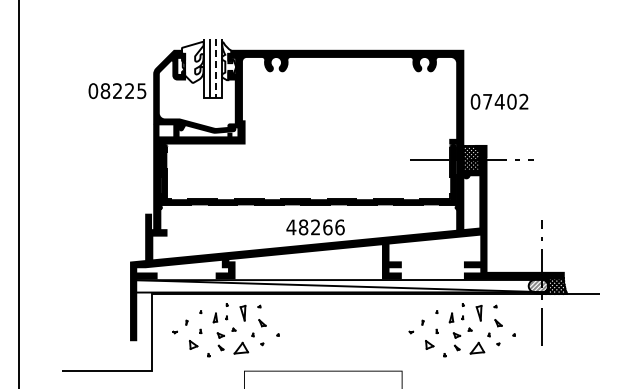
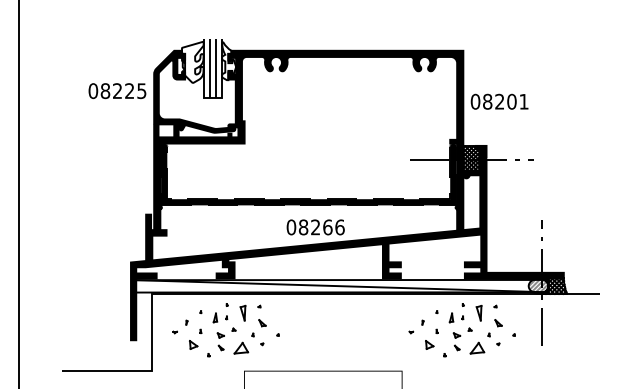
line: dashed -> solid (216, 69)
text: 07402 -> 08201 (505, 101)
text: 48266 -> 08266 (291, 227)
